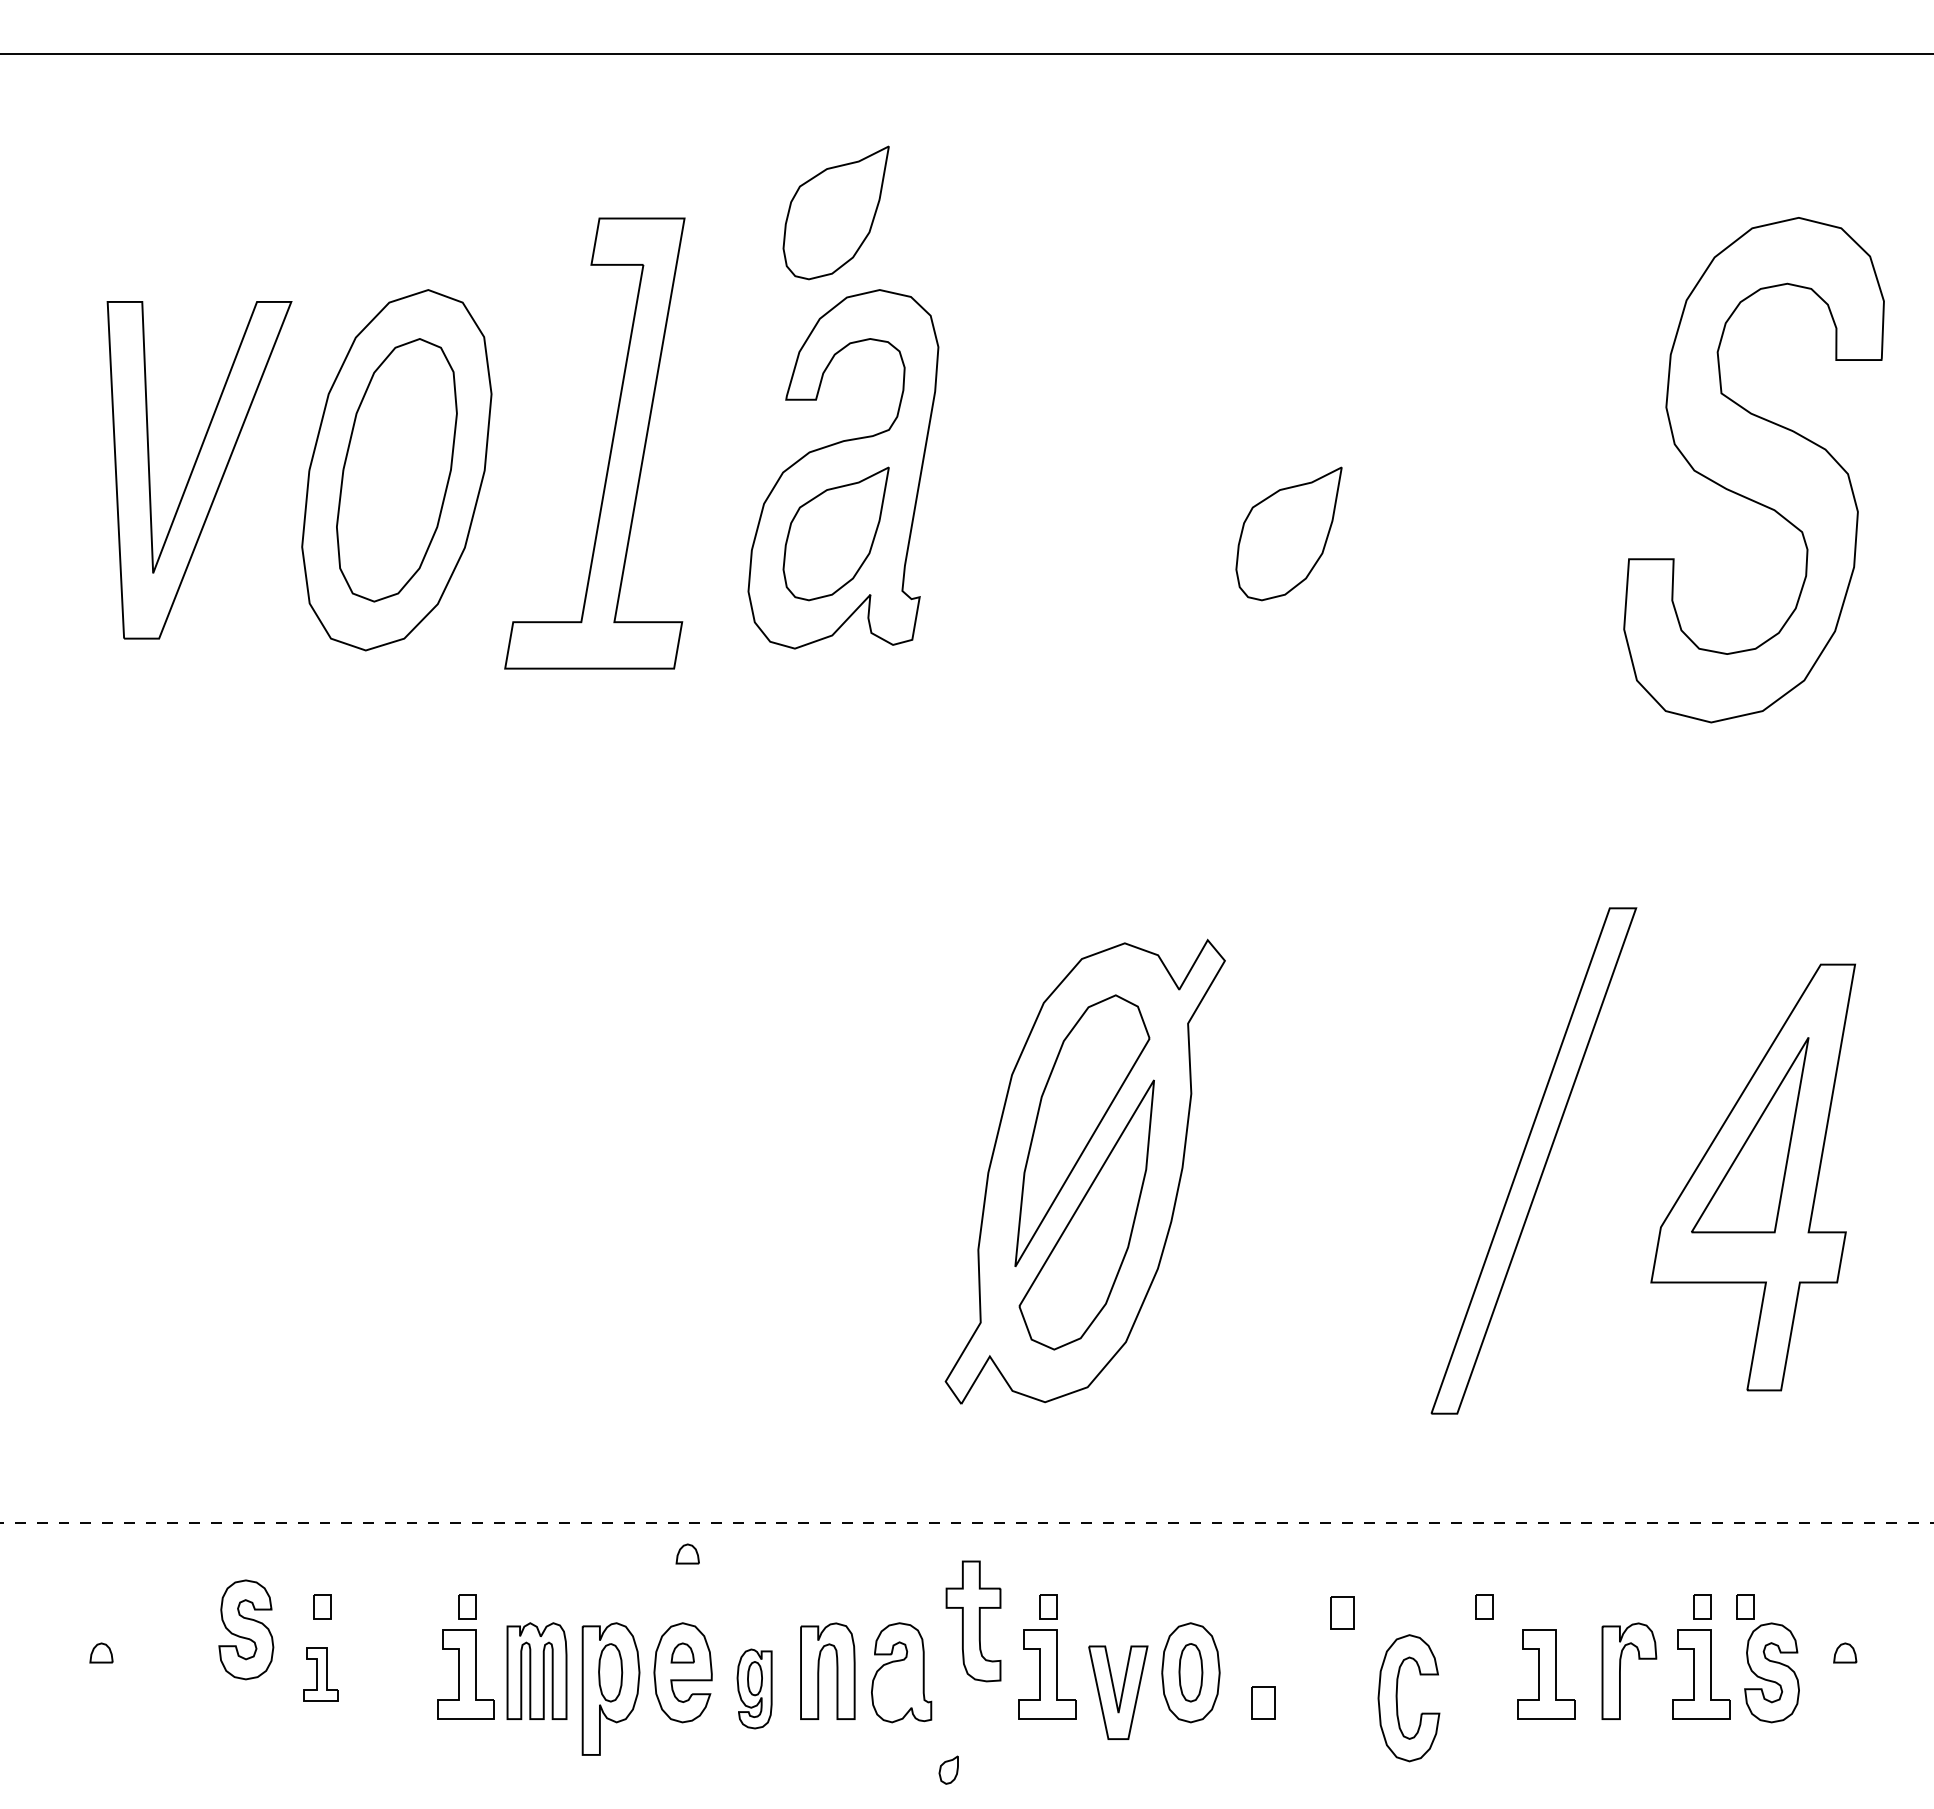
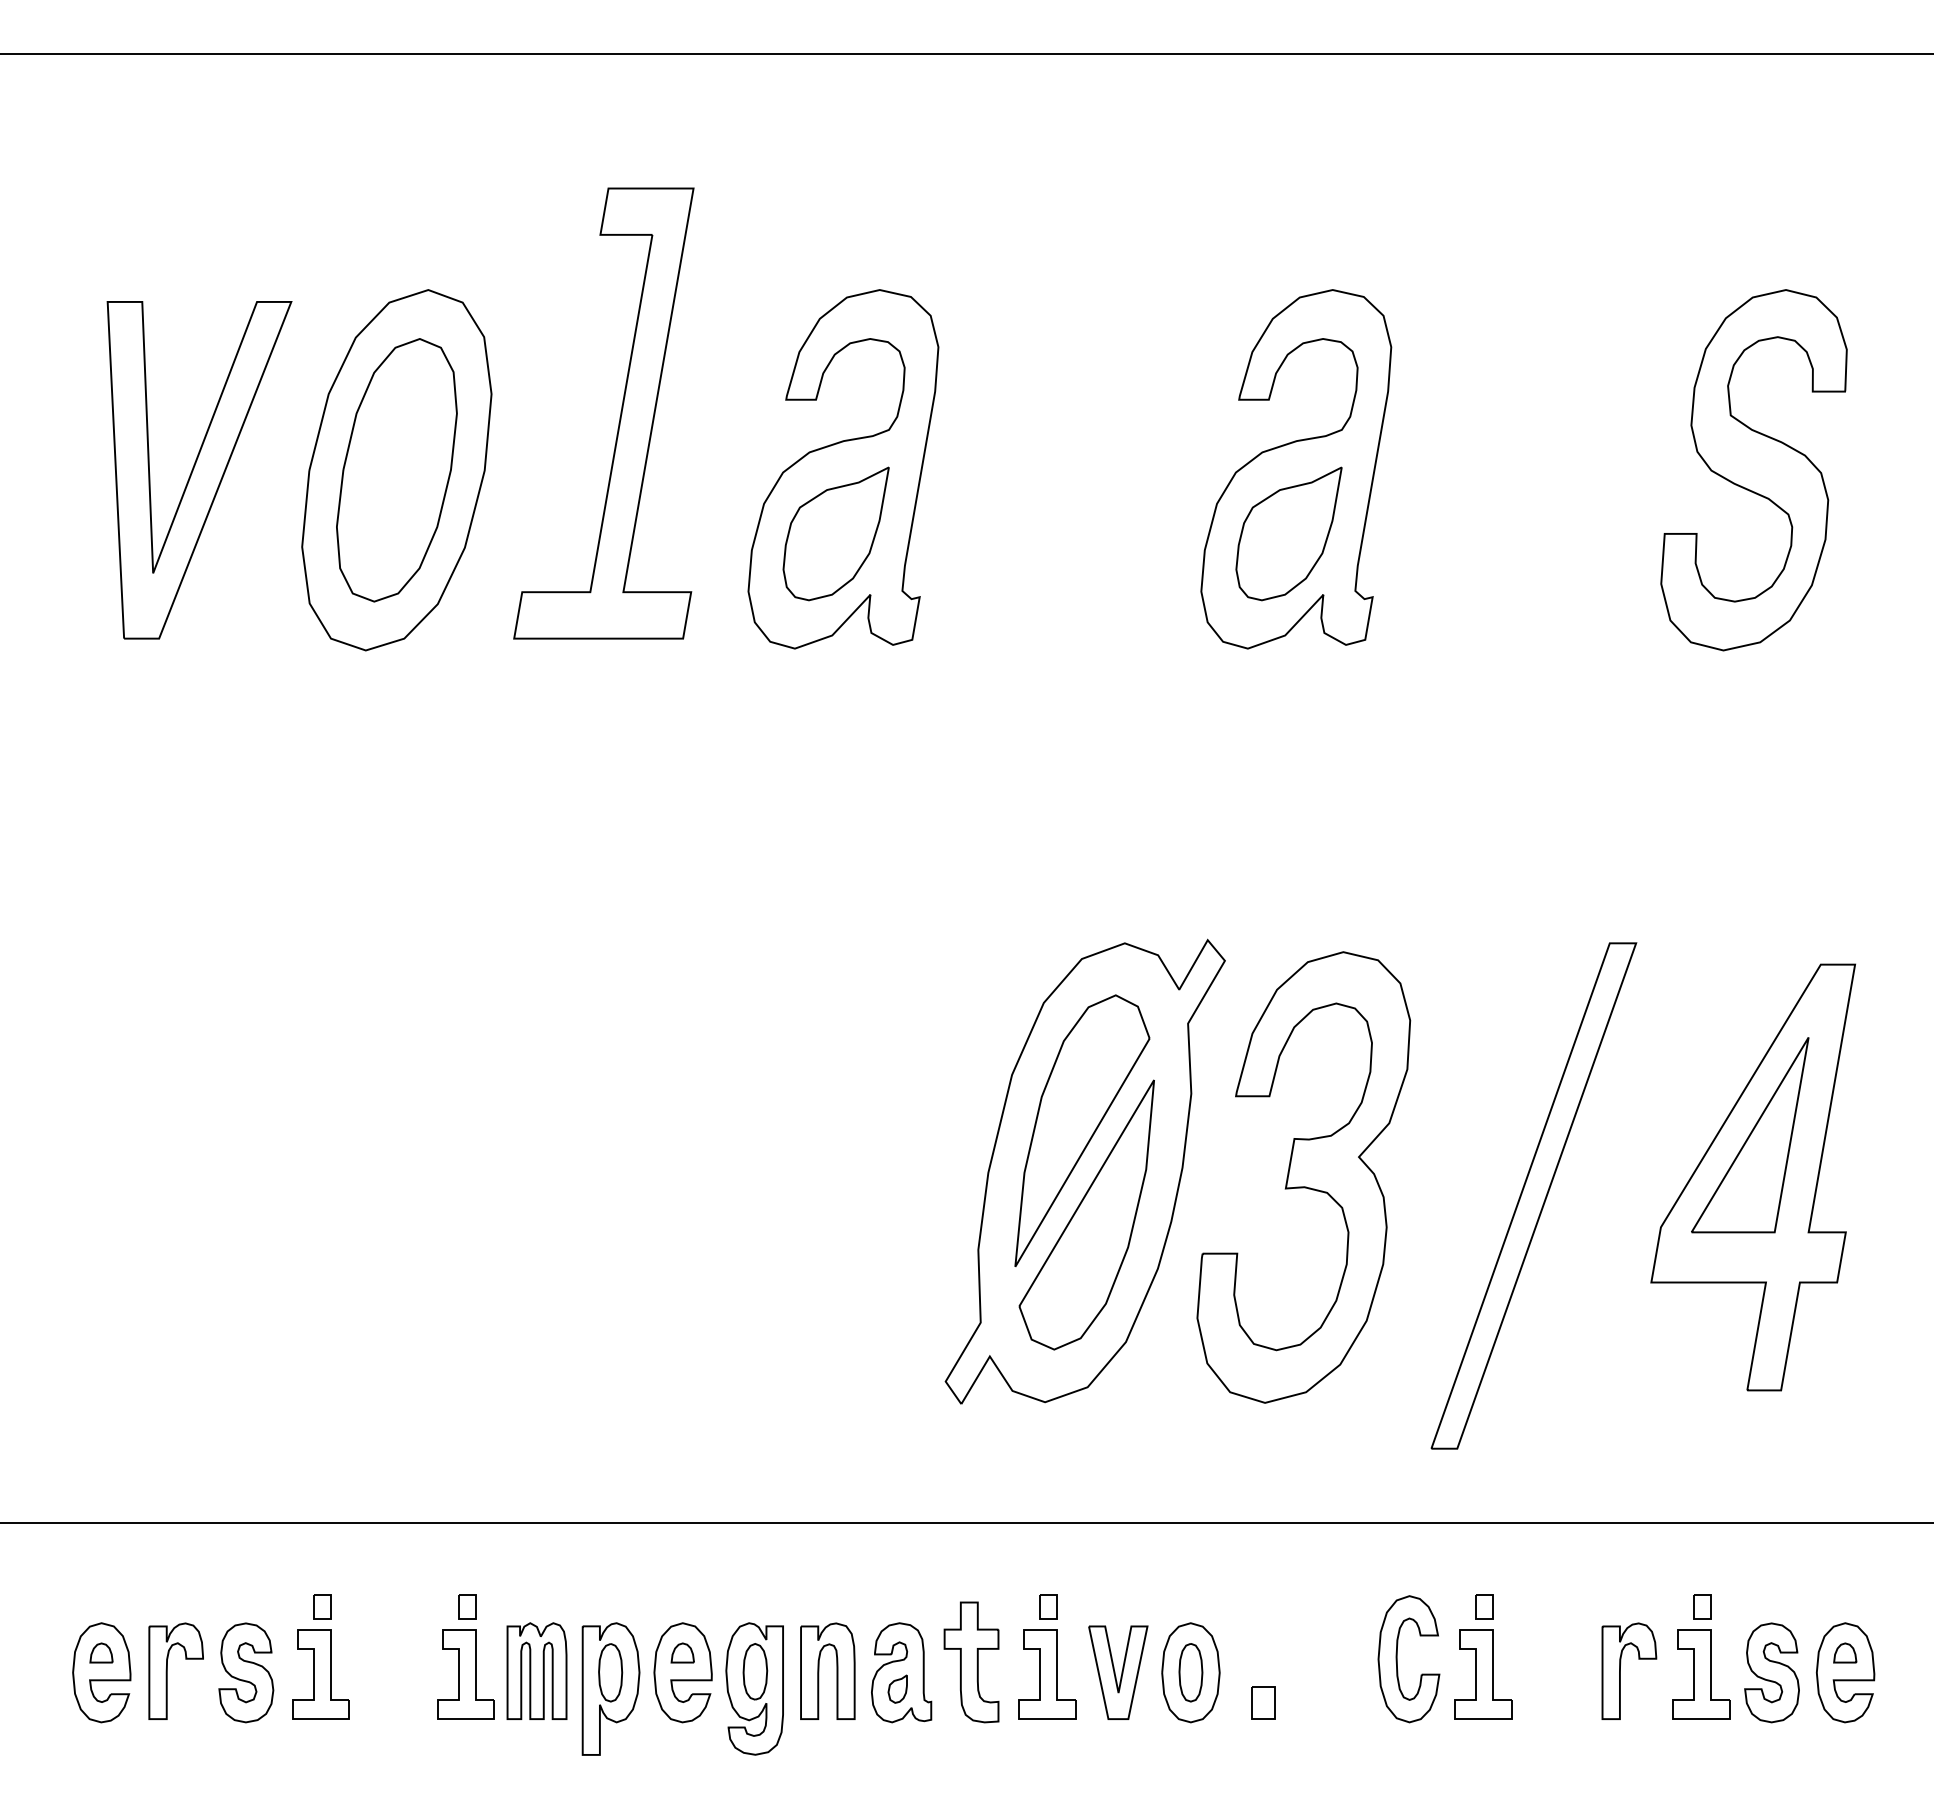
part: present -> none (835, 212)
part position: (610, 447) -> (619, 417) (619, 417)
part: none -> present (1296, 469)
part size: 262x507 px -> 188x363 px (1753, 470)
part position: (1533, 1160) -> (1533, 1195) (1533, 1195)
part: none -> present (1303, 1177)
line: dashed -> solid (966, 1522)
part: present -> none (687, 1553)
part: present -> none (1745, 1606)
part: present -> none (1342, 1612)
part position: (973, 1621) -> (971, 1662) (971, 1662)
part position: (246, 1629) -> (246, 1672) (246, 1672)
part: none -> present (167, 1670)
part: none -> present (101, 1672)
part: none -> present (1845, 1672)
part size: 36x55 px -> 58x91 px (320, 1674)
part position: (1546, 1674) -> (1483, 1674) (1483, 1674)
part size: 37x82 px -> 59x134 px (754, 1688)
part position: (1118, 1692) -> (1118, 1672) (1118, 1672)
part position: (1397, 1698) -> (1397, 1659) (1397, 1659)
part position: (948, 1769) -> (897, 1688) (897, 1688)
